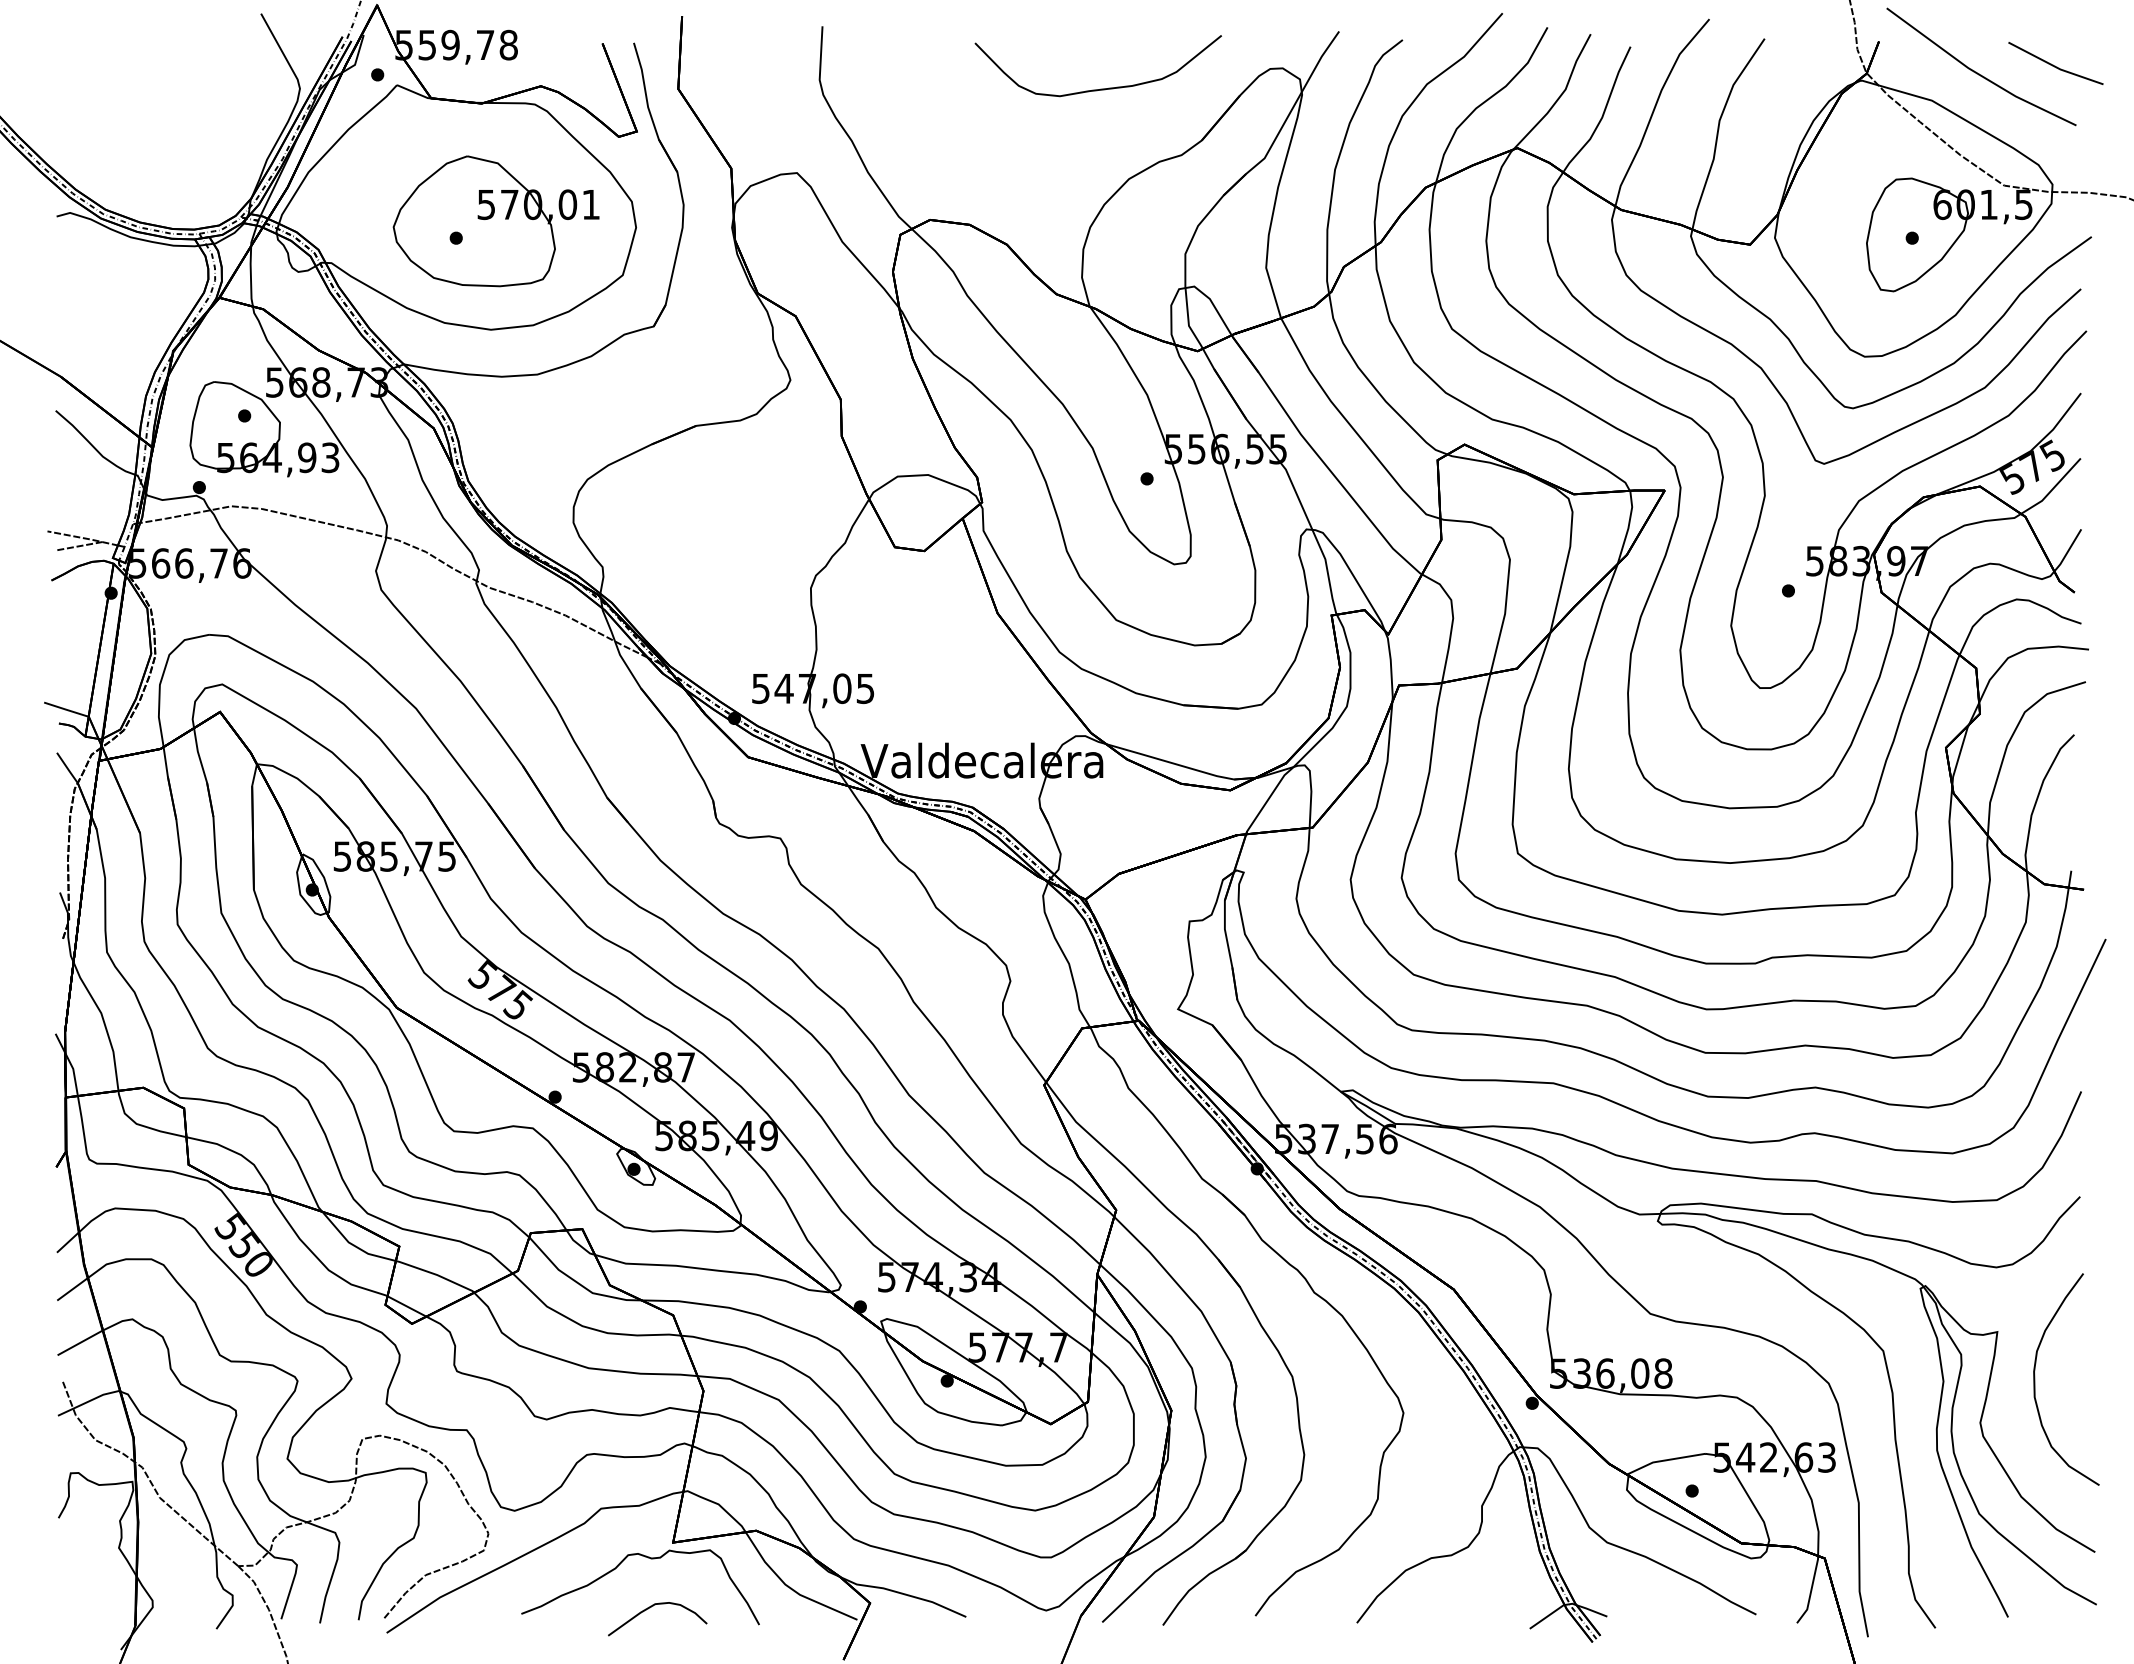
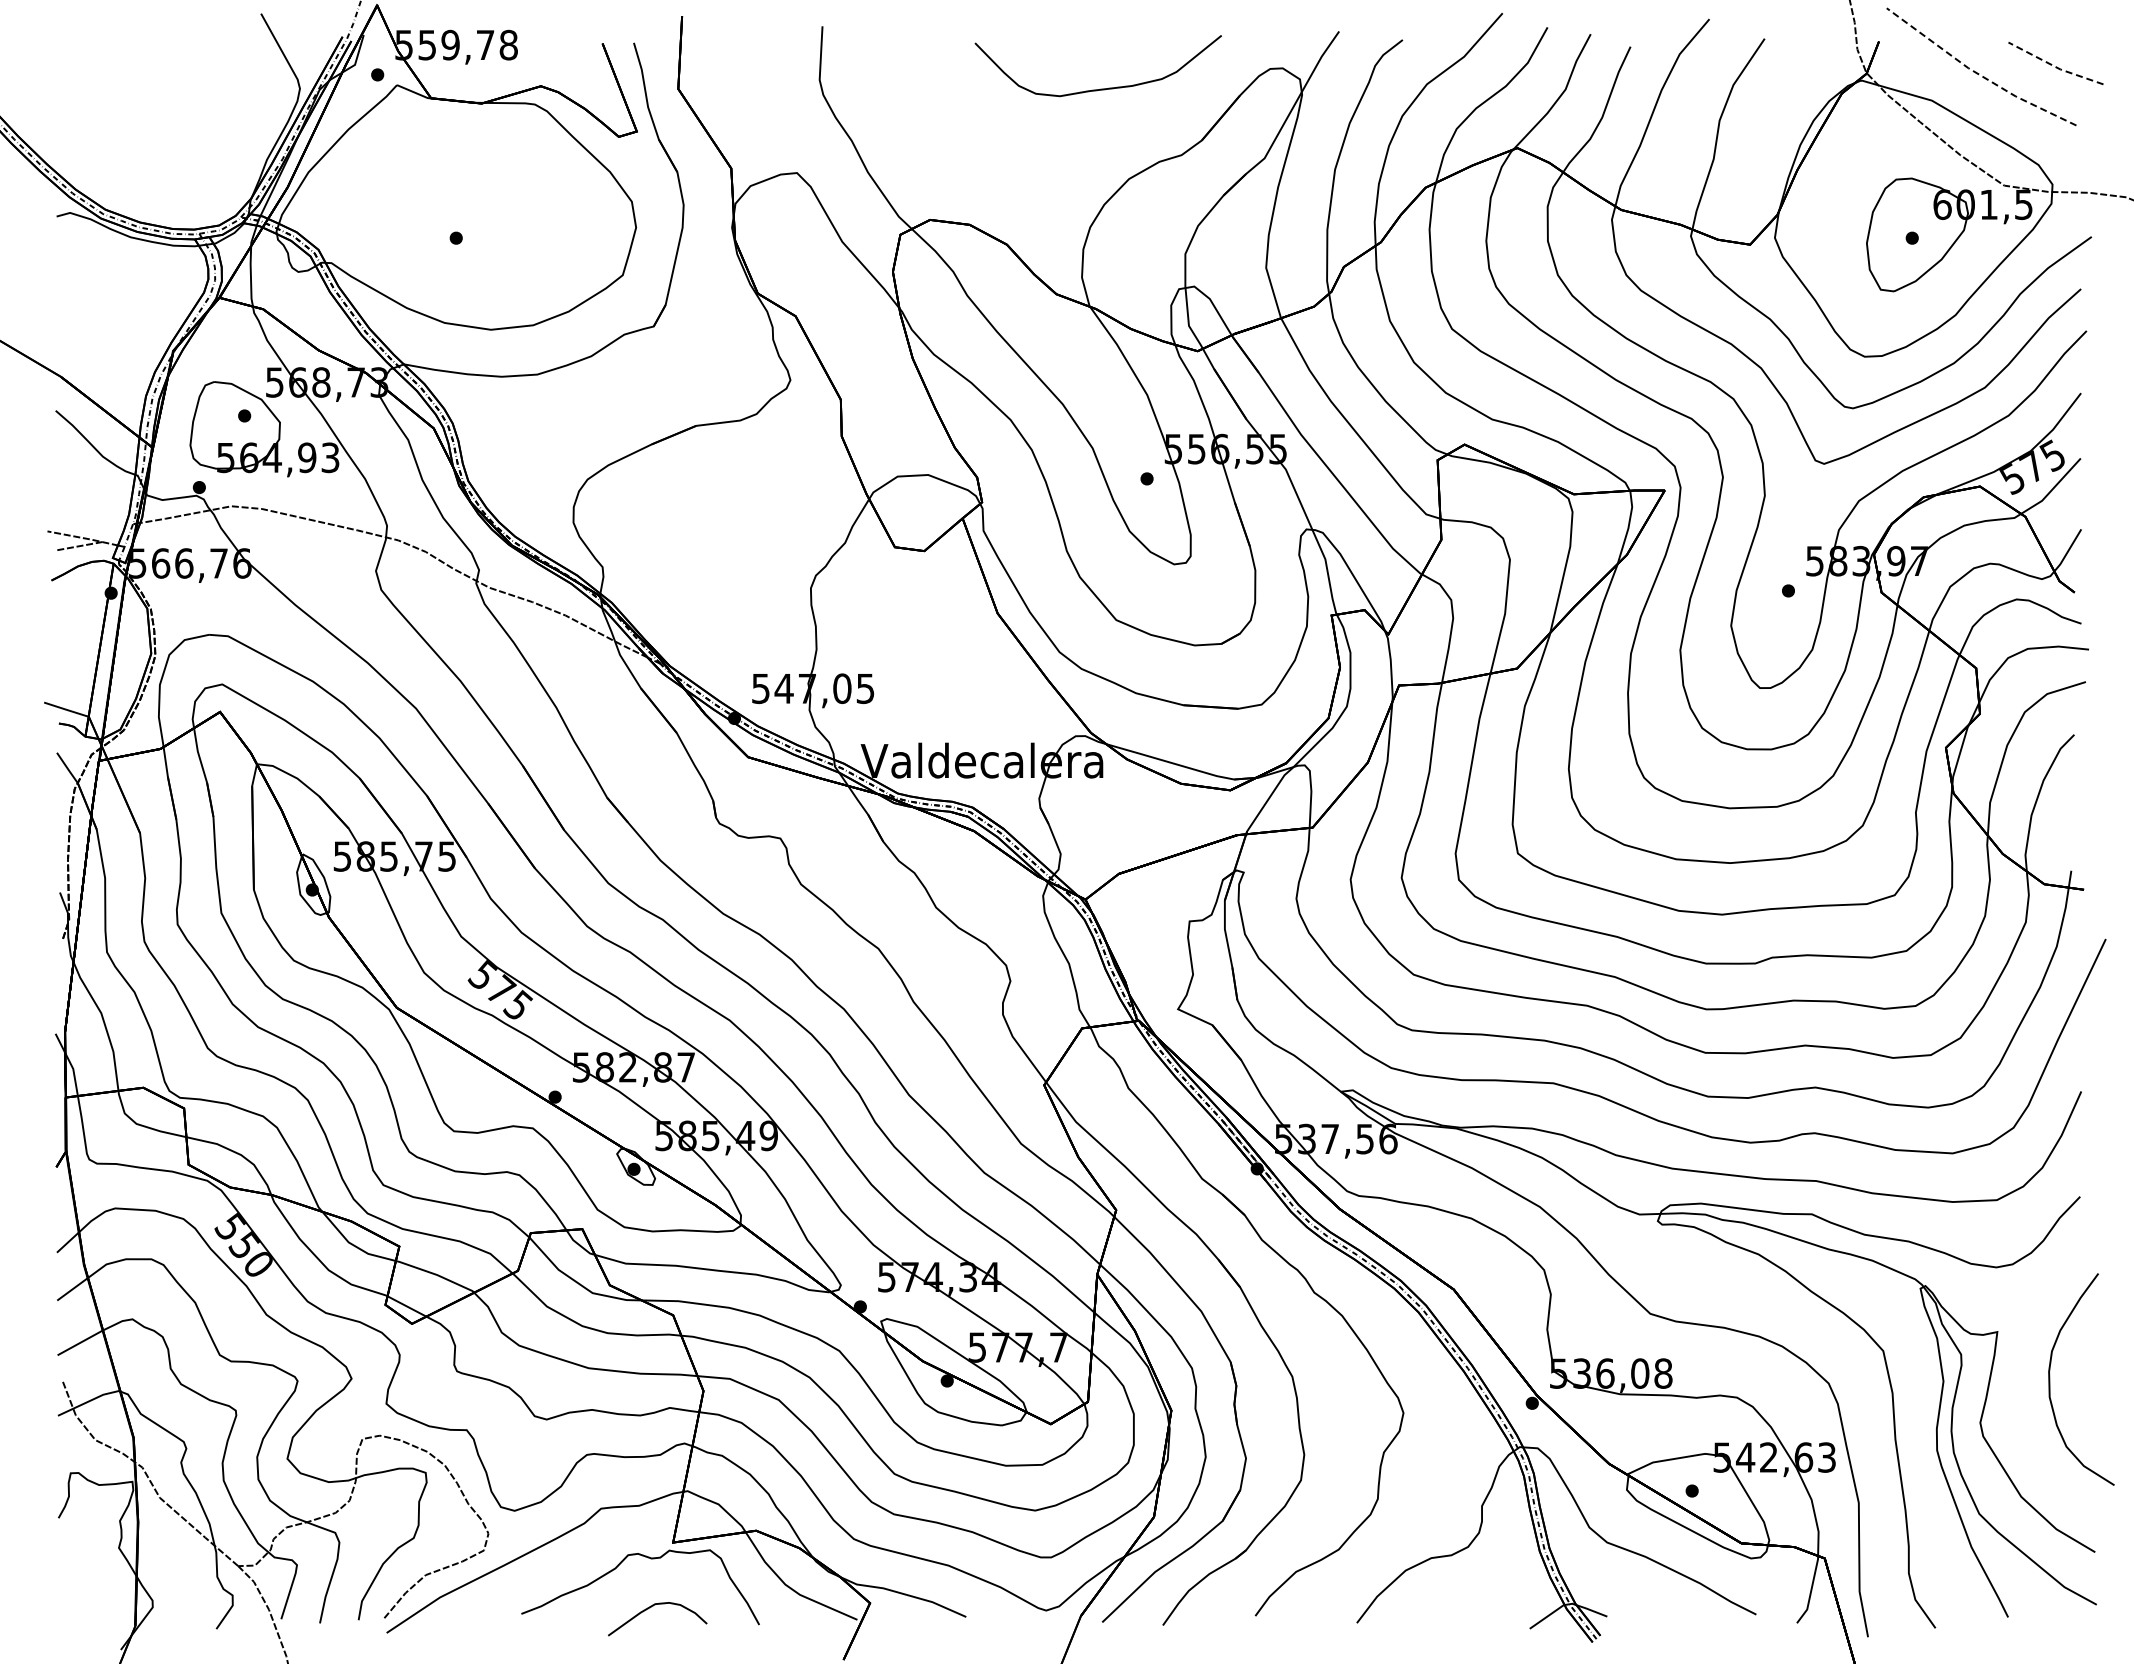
line: solid -> dashed (2055, 66)
line: solid -> dashed (1977, 73)
part: present -> none (495, 221)
curve position: (2035, 1379) -> (2050, 1379) (2050, 1379)
